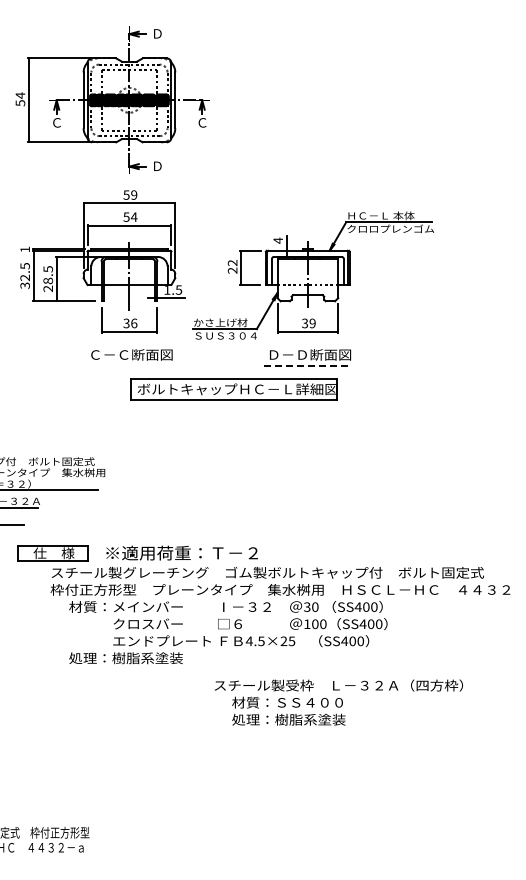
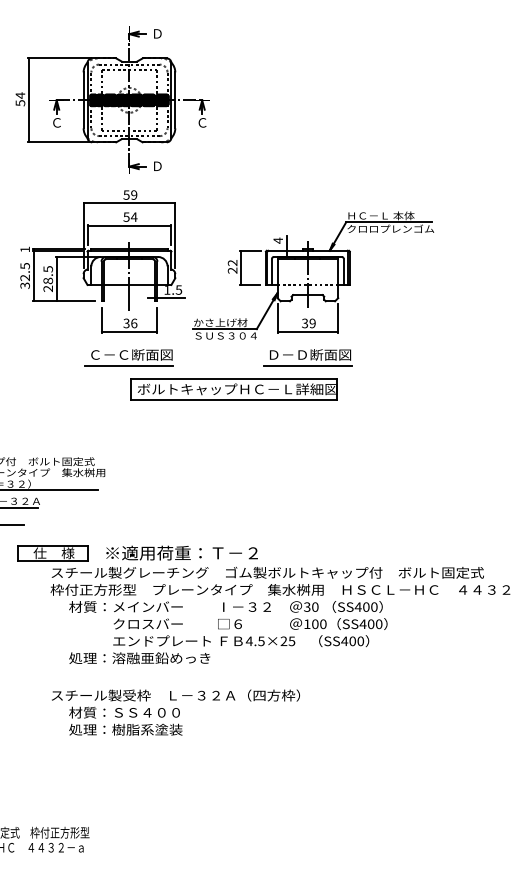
line: none -> present (129, 366)
line: dashed -> solid (307, 366)
text: 処理：樹脂系塗装 -> 処理：溶融亜鉛めっき (161, 658)
text position: (338, 702) -> (175, 712) (175, 712)
